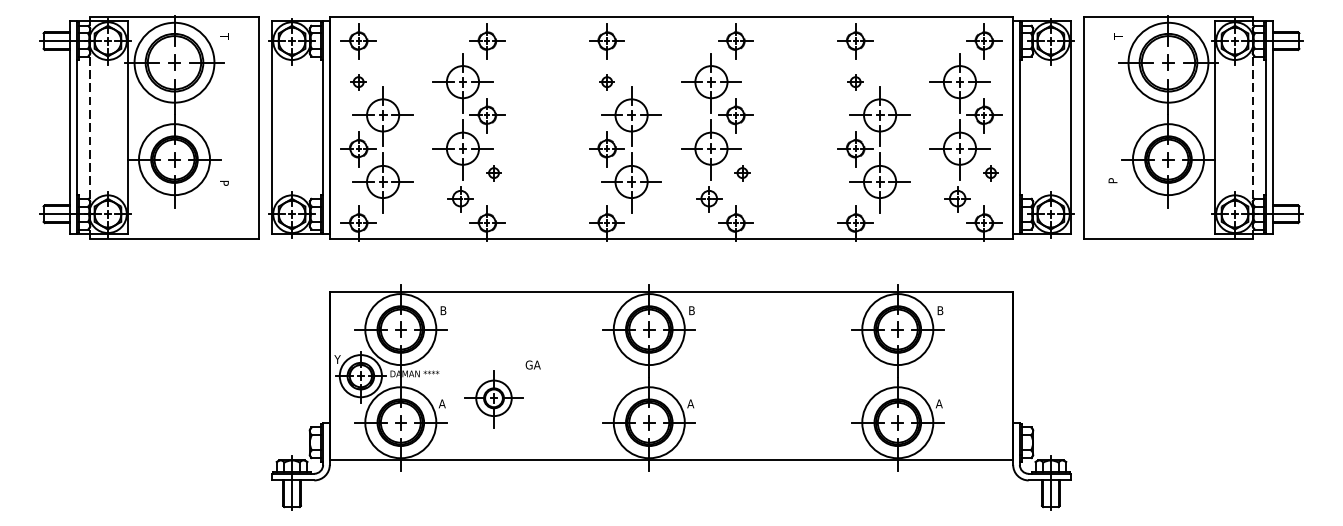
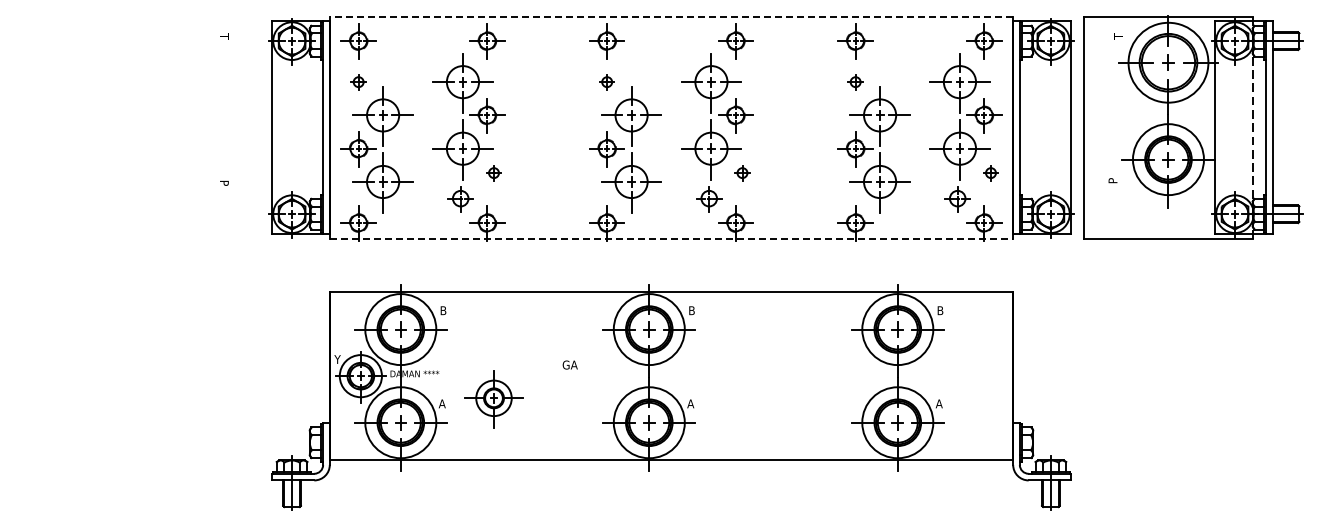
line: solid -> dashed (671, 16)
part: present -> none (149, 127)
line: solid -> dashed (671, 238)
text position: (532, 364) -> (569, 364) (569, 364)
